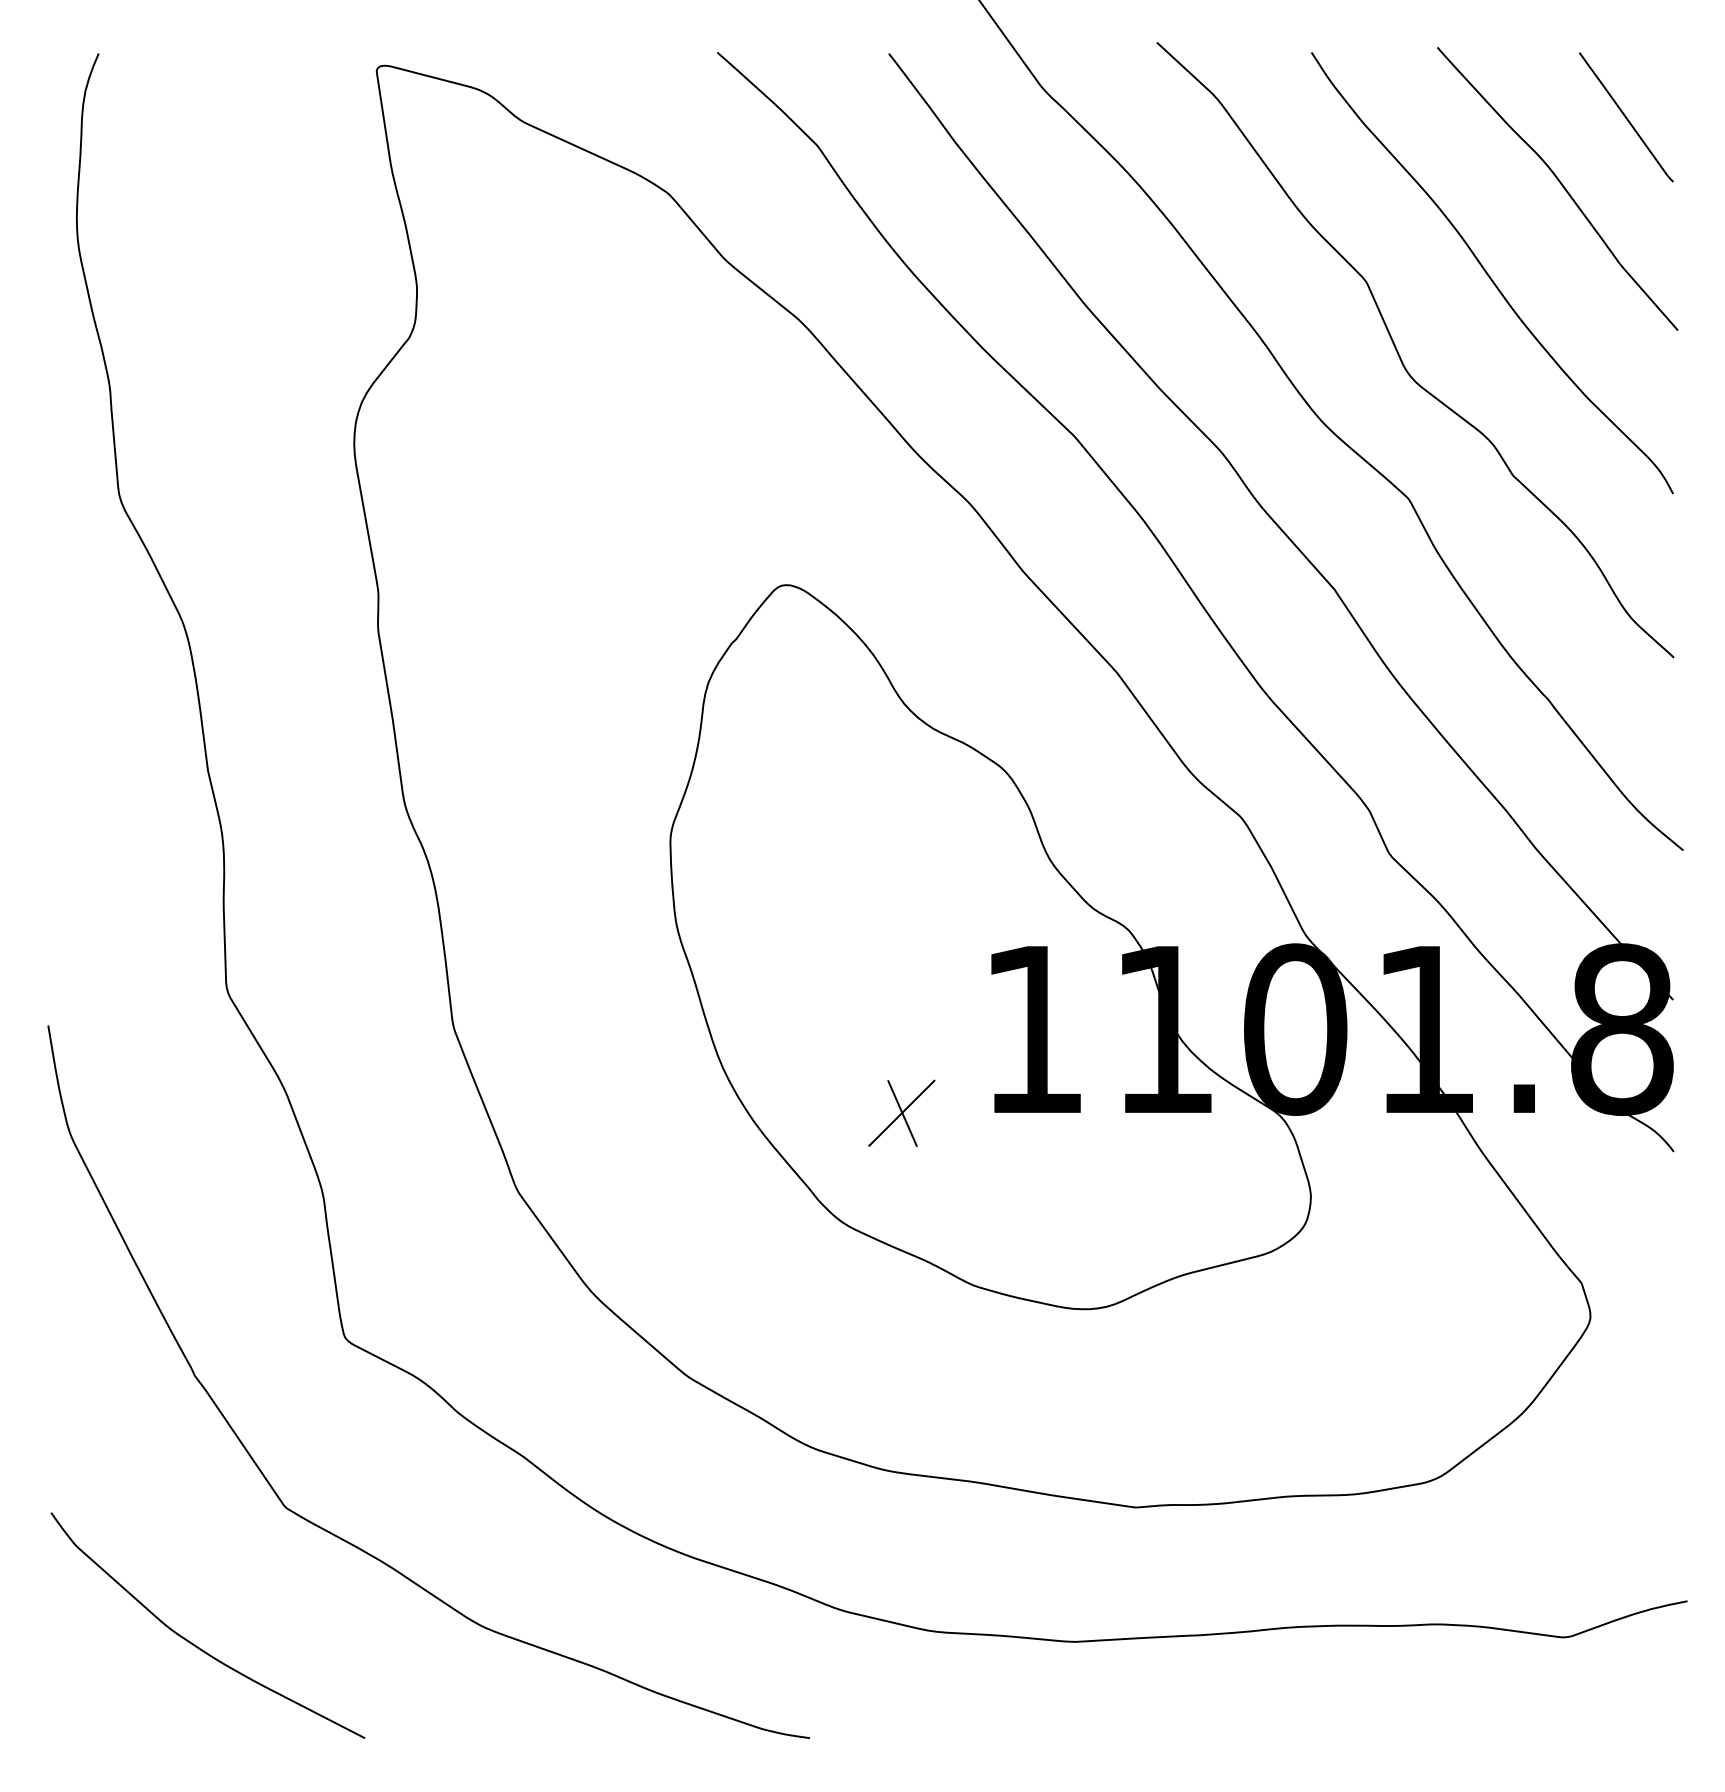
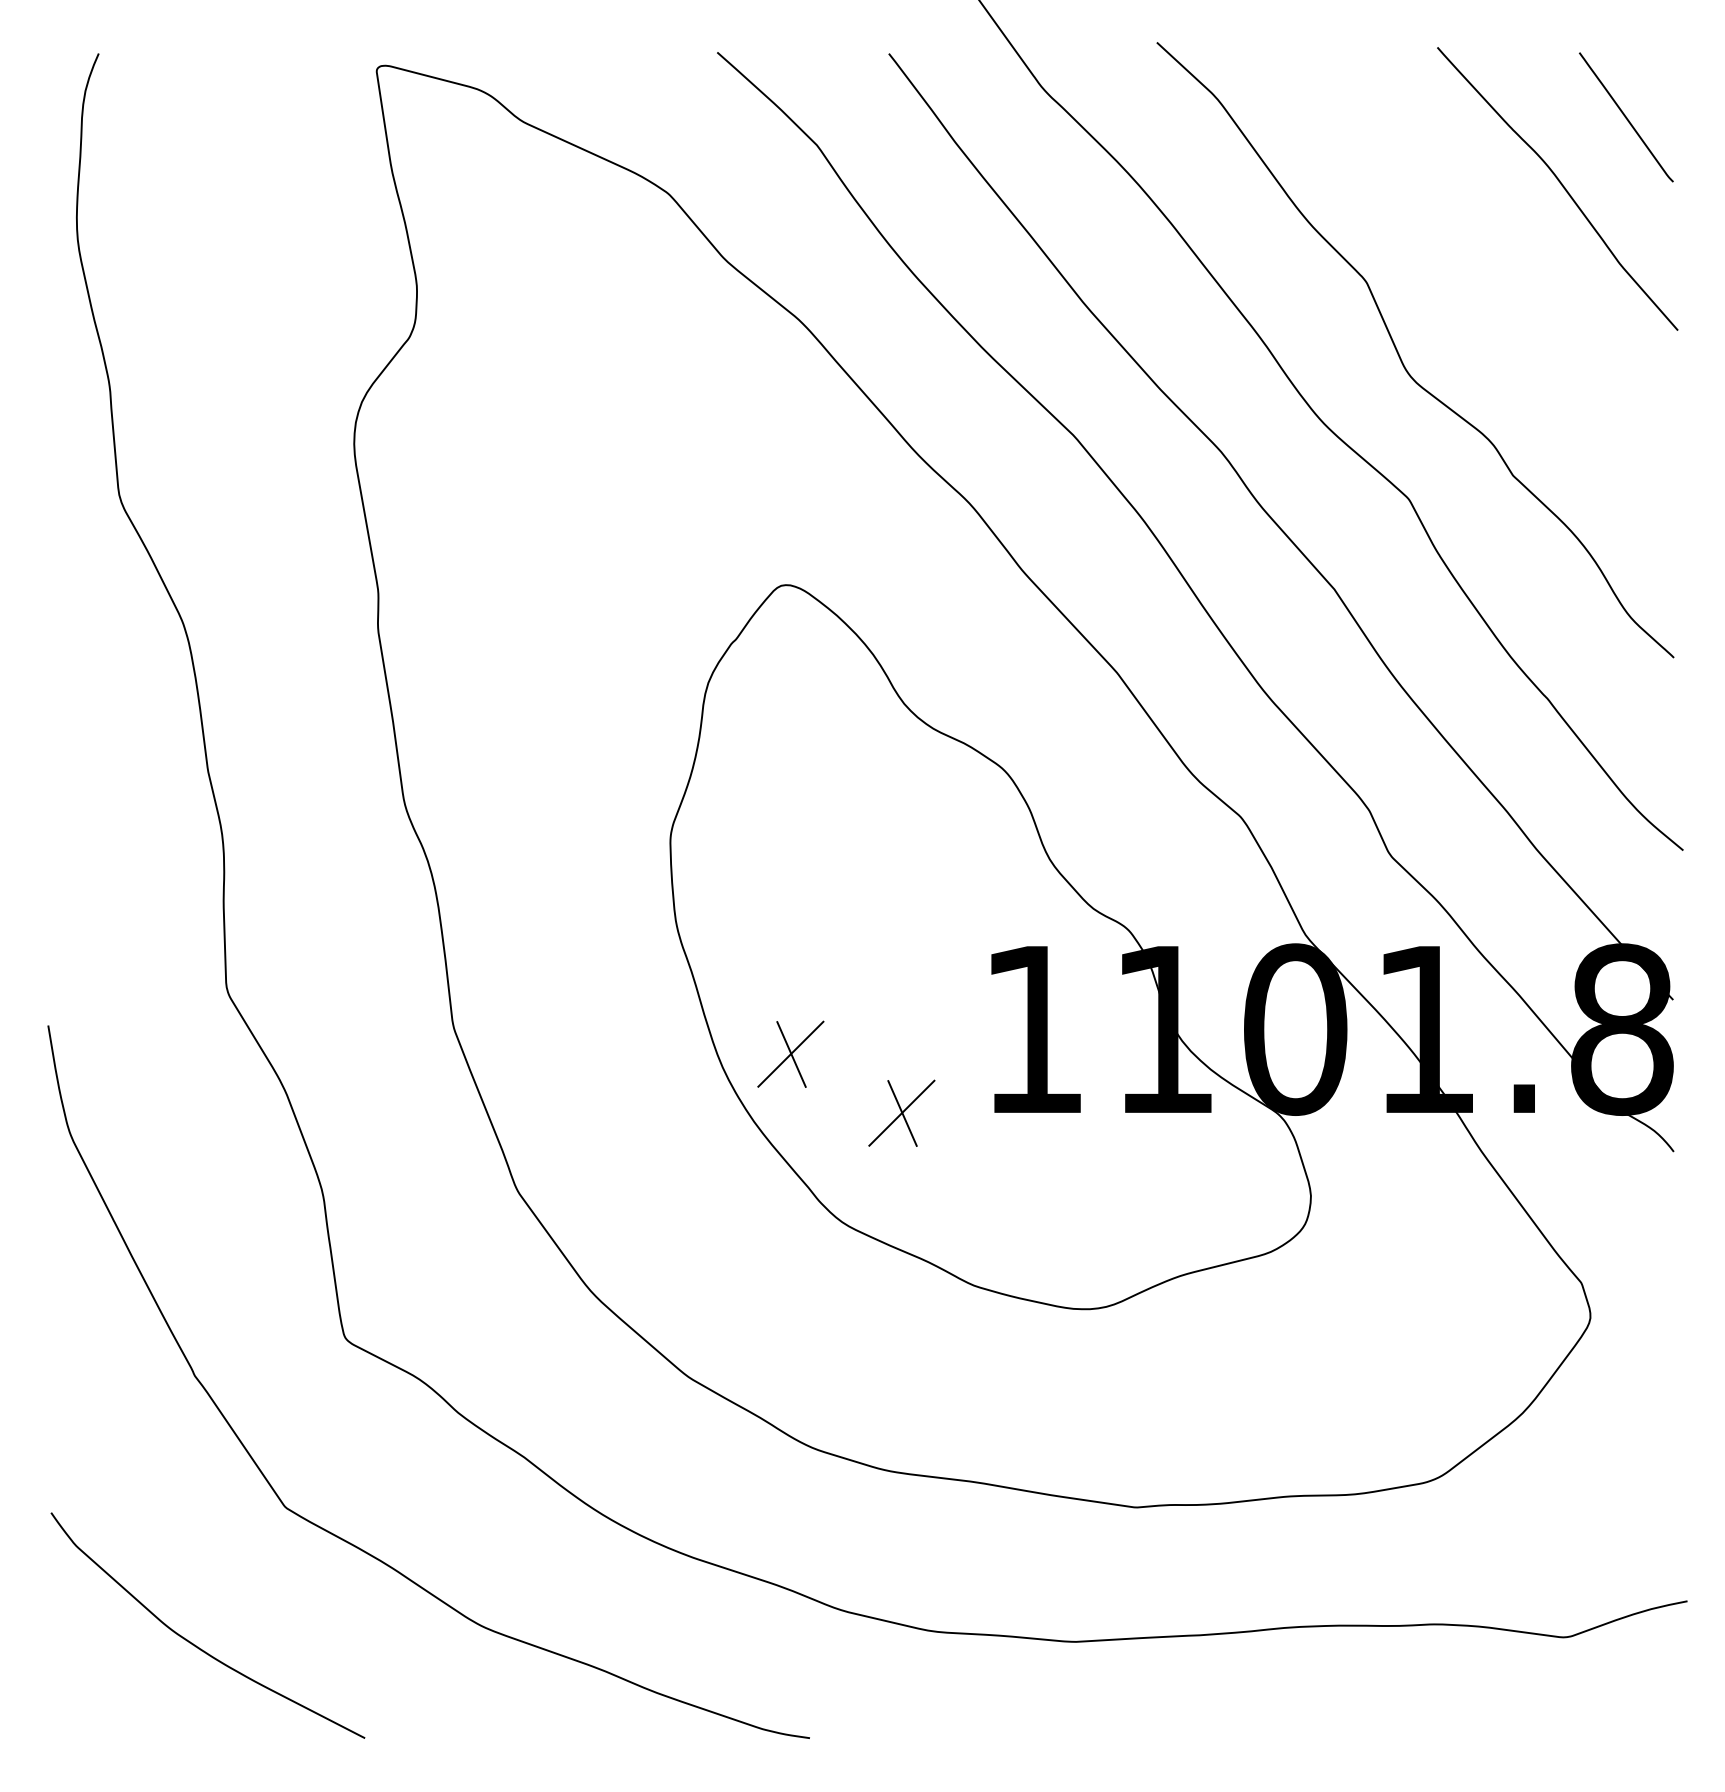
curve: present -> none (1489, 275)
part: none -> present (790, 1053)
